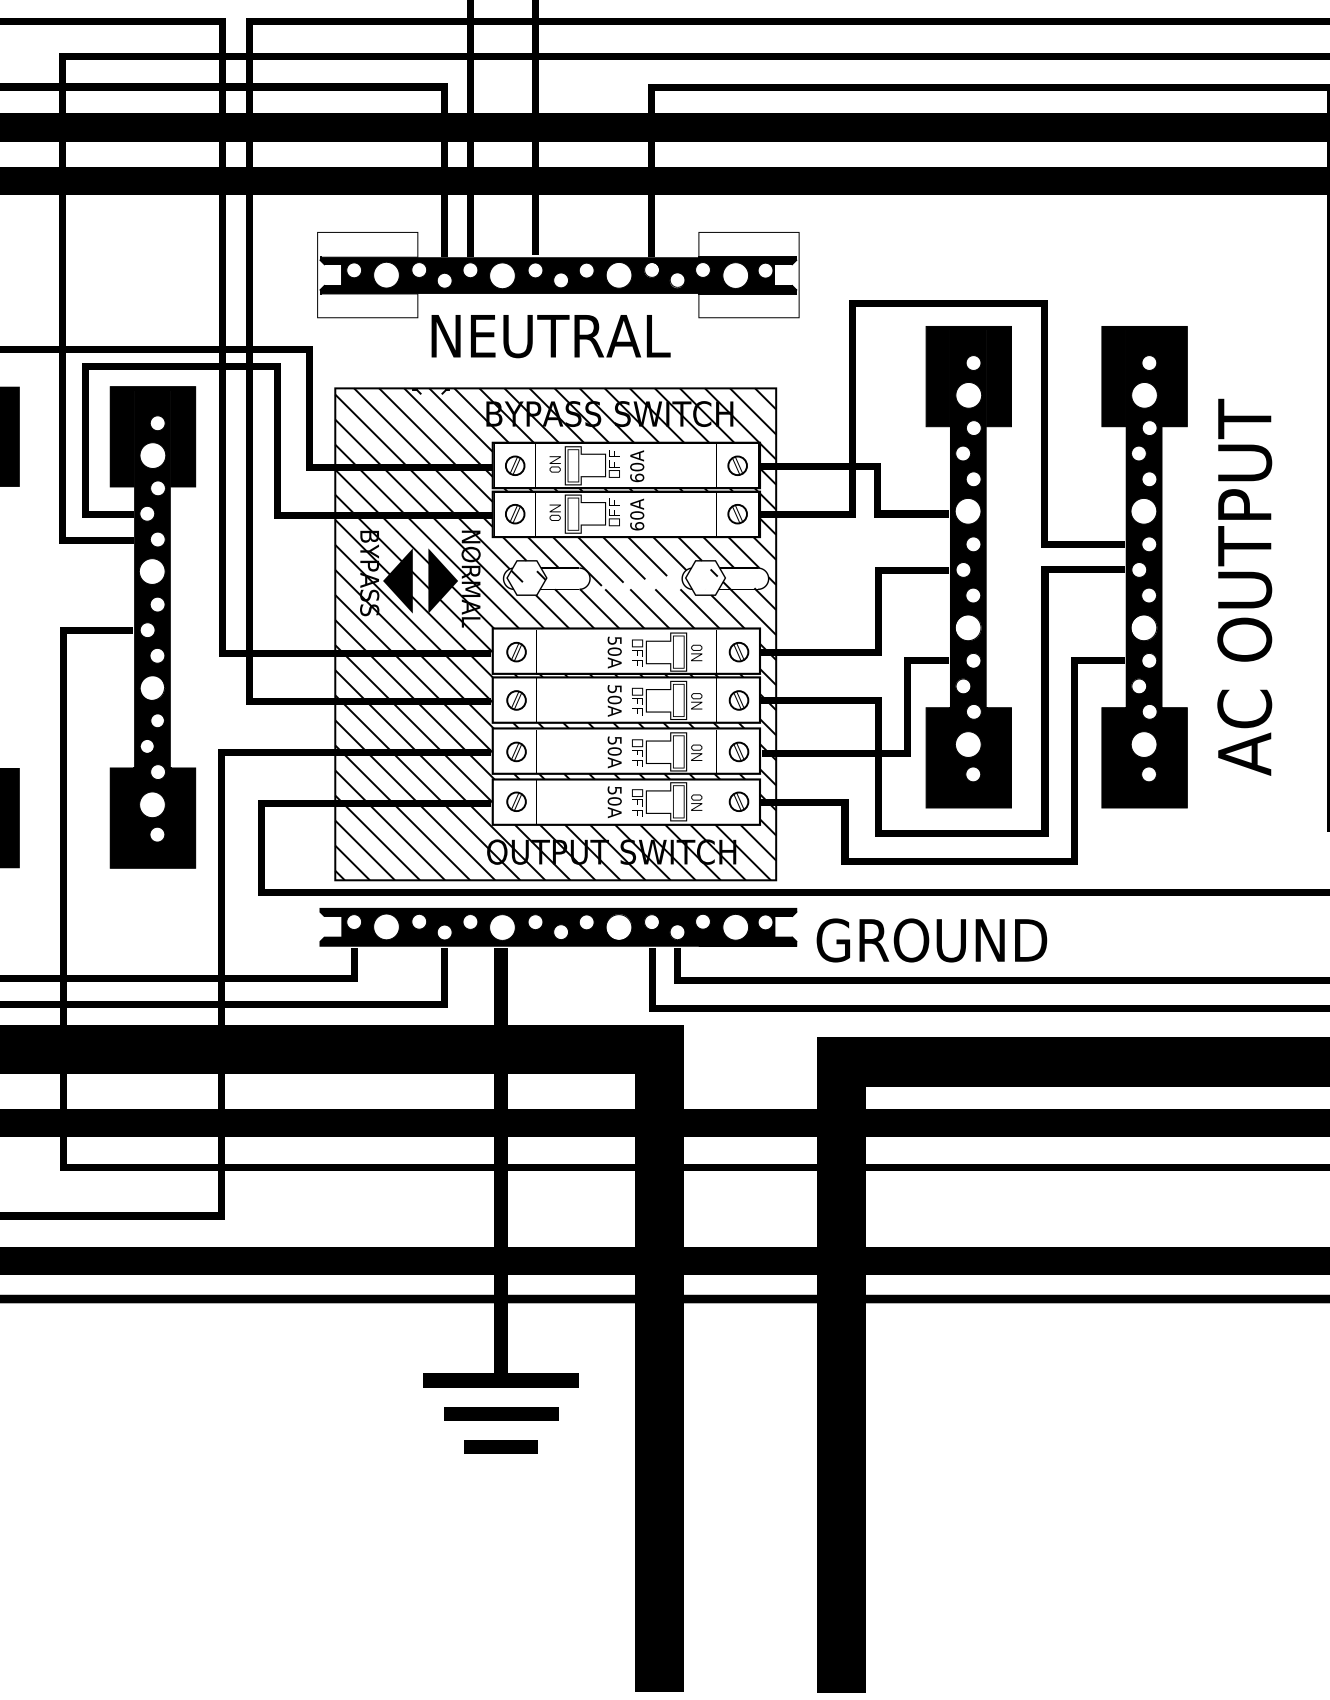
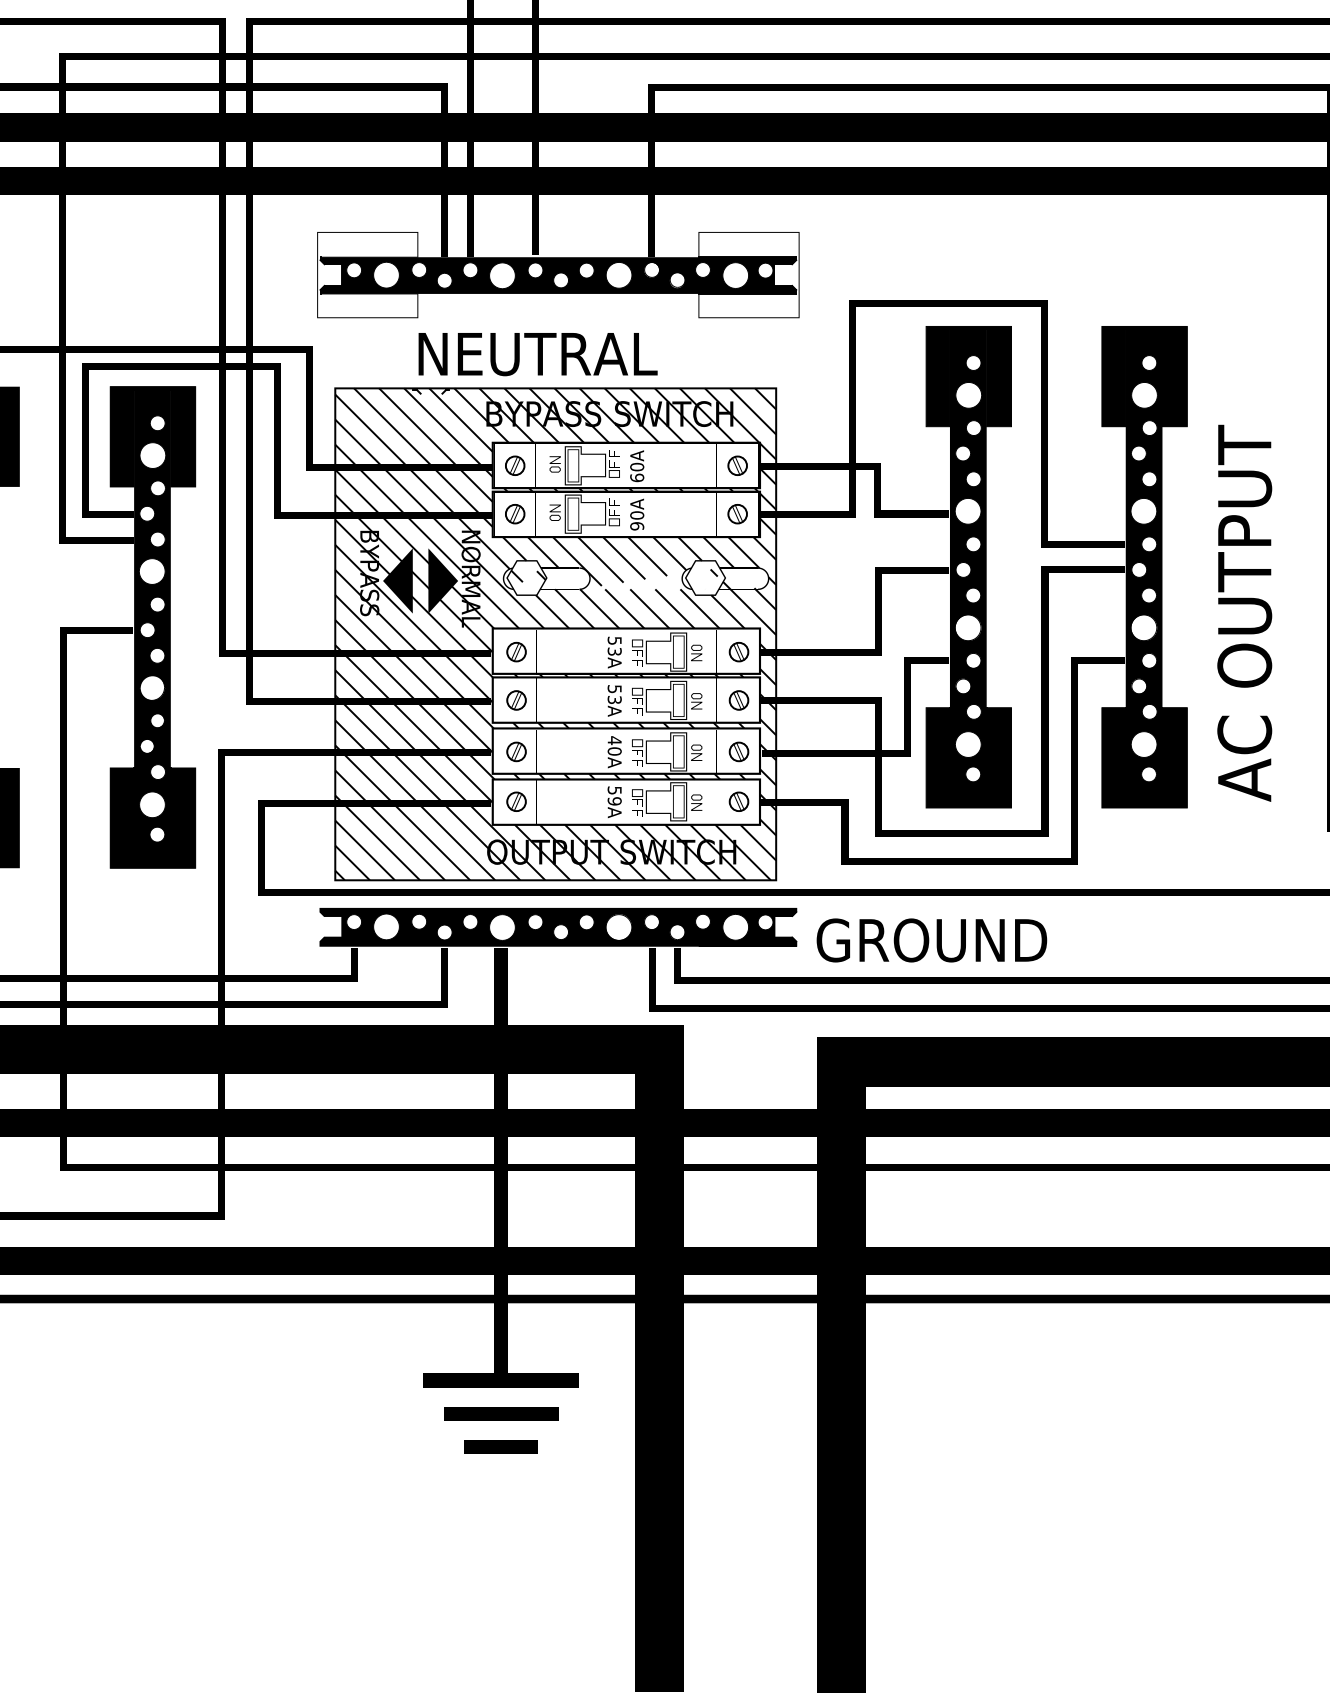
text position: (550, 336) -> (537, 354) (537, 354)
text: 60A -> 90A (637, 526)
text position: (1244, 586) -> (1244, 612) (1244, 612)
text: 50A -> 53A (614, 651)
text: 50A -> 53A (614, 699)
text: 50A -> 40A (614, 740)
text: 50A -> 59A (614, 801)
